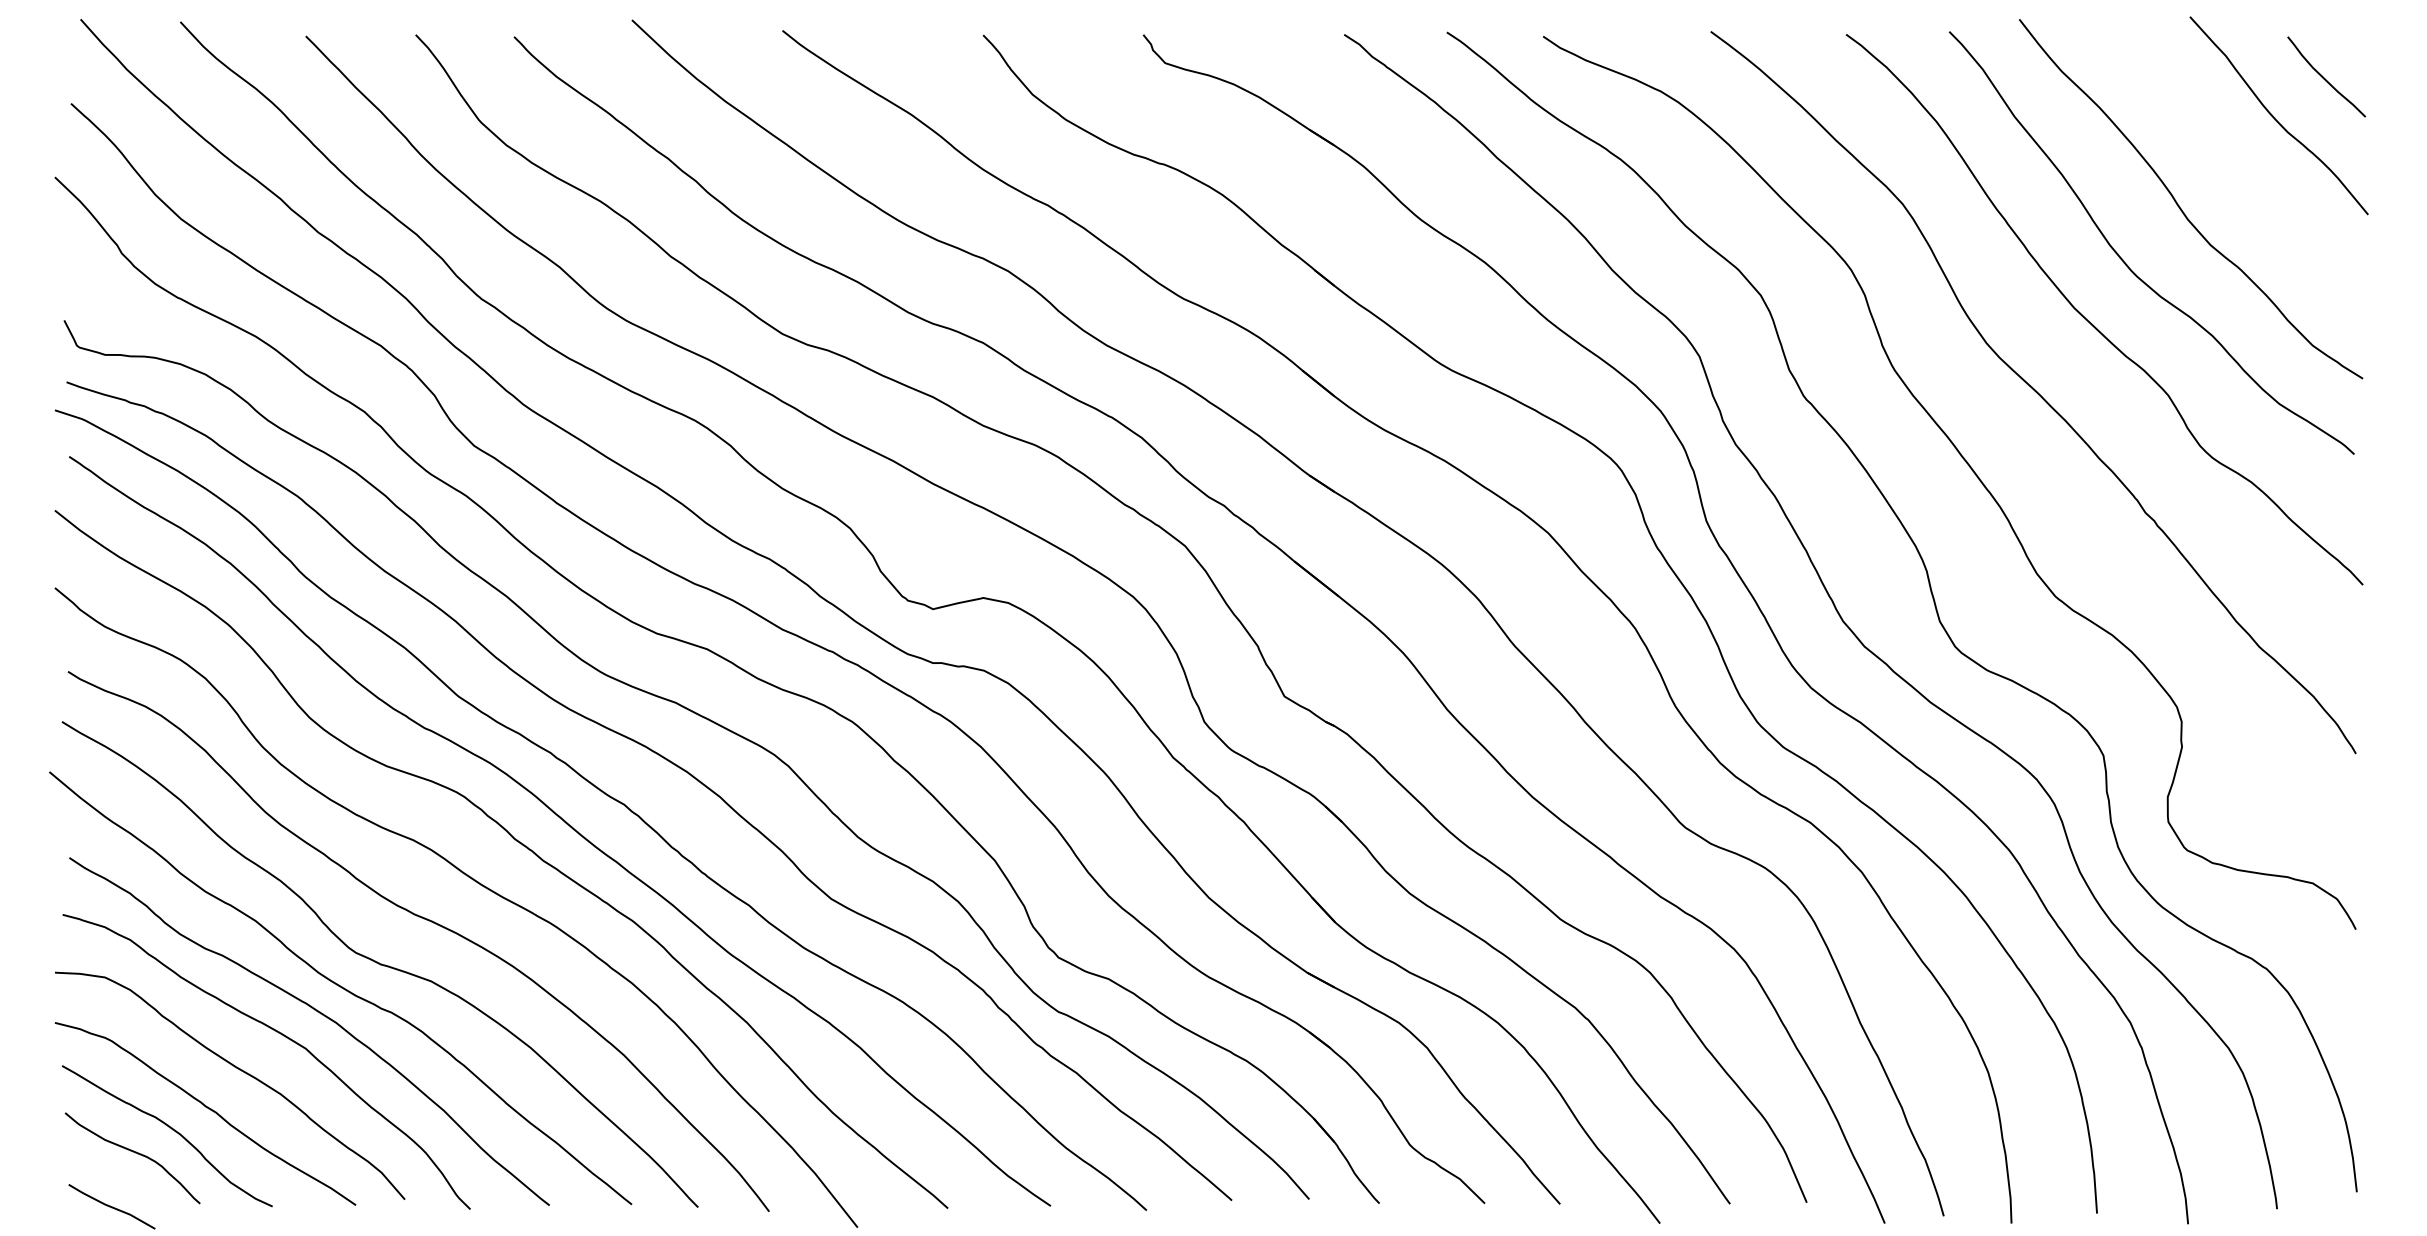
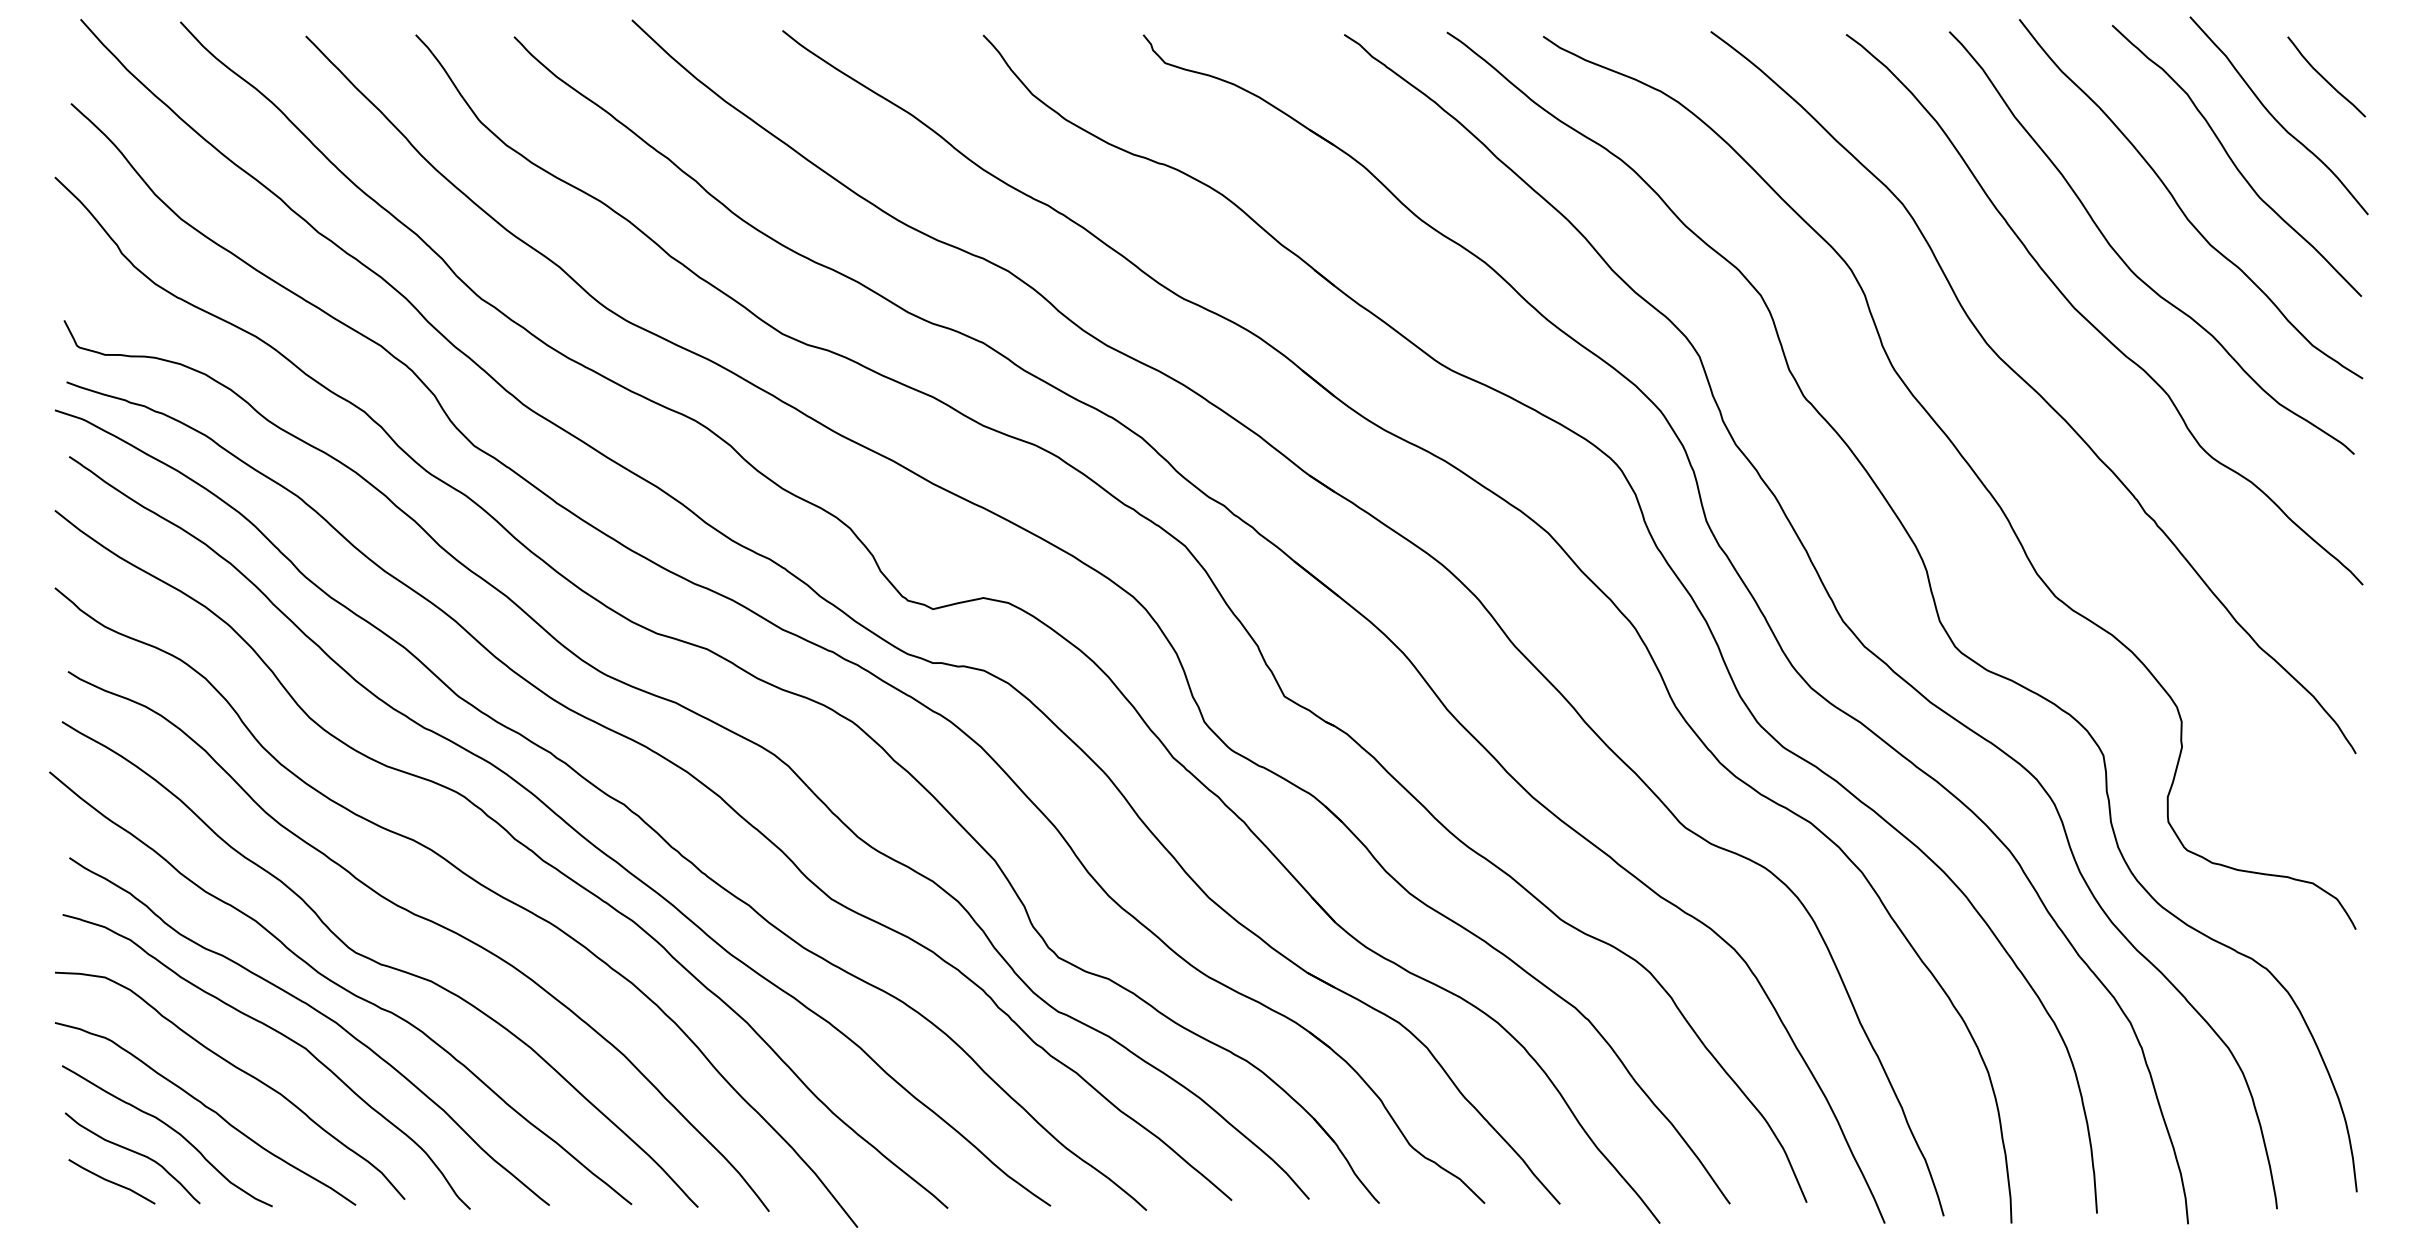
curve: none -> present (2234, 162)
curve position: (111, 1206) -> (111, 1181) (111, 1181)
